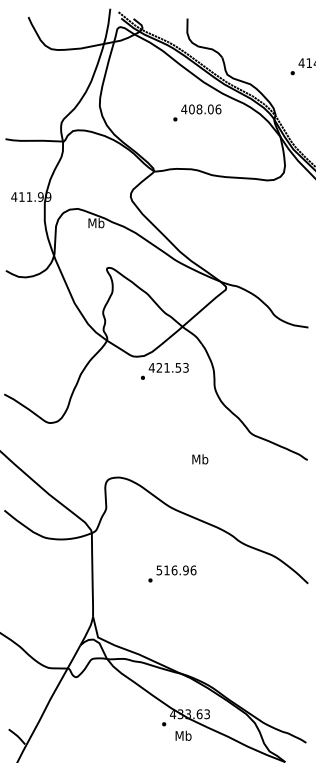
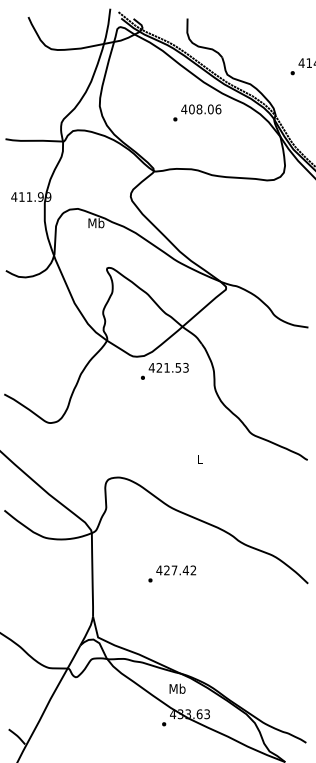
text: Mb -> L (200, 459)
text: 516.96 -> 427.42 (176, 570)
text position: (183, 735) -> (177, 688) (177, 688)
